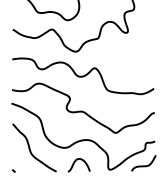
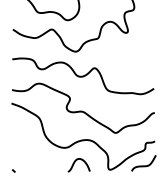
curve: present -> none (30, 147)
